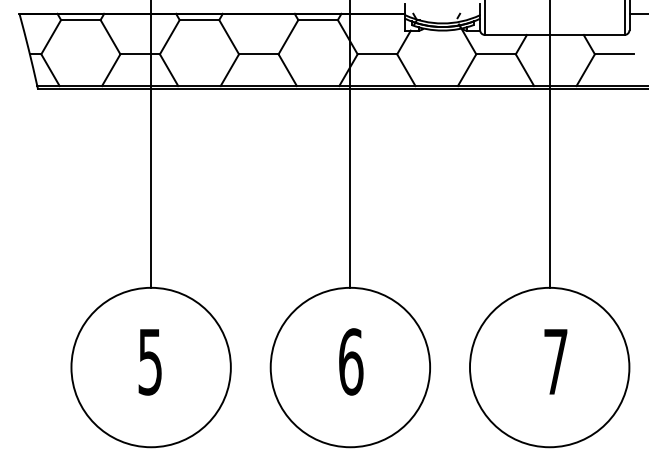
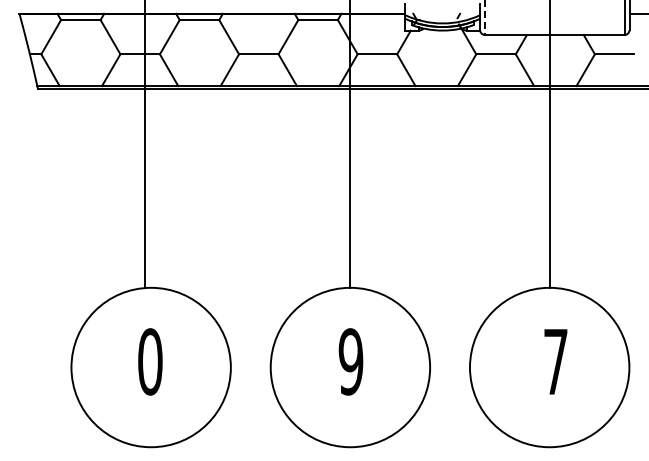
line: solid -> dashed (485, 18)
line position: (151, 144) -> (145, 144) (145, 144)
text: 5 -> 0 (150, 361)
text: 6 -> 9 (350, 361)
